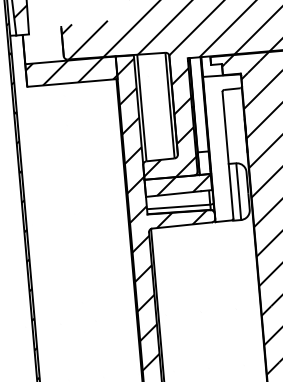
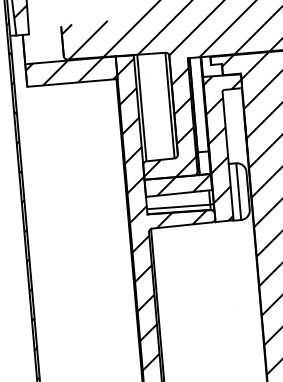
hatch: none -> present (222, 148)
